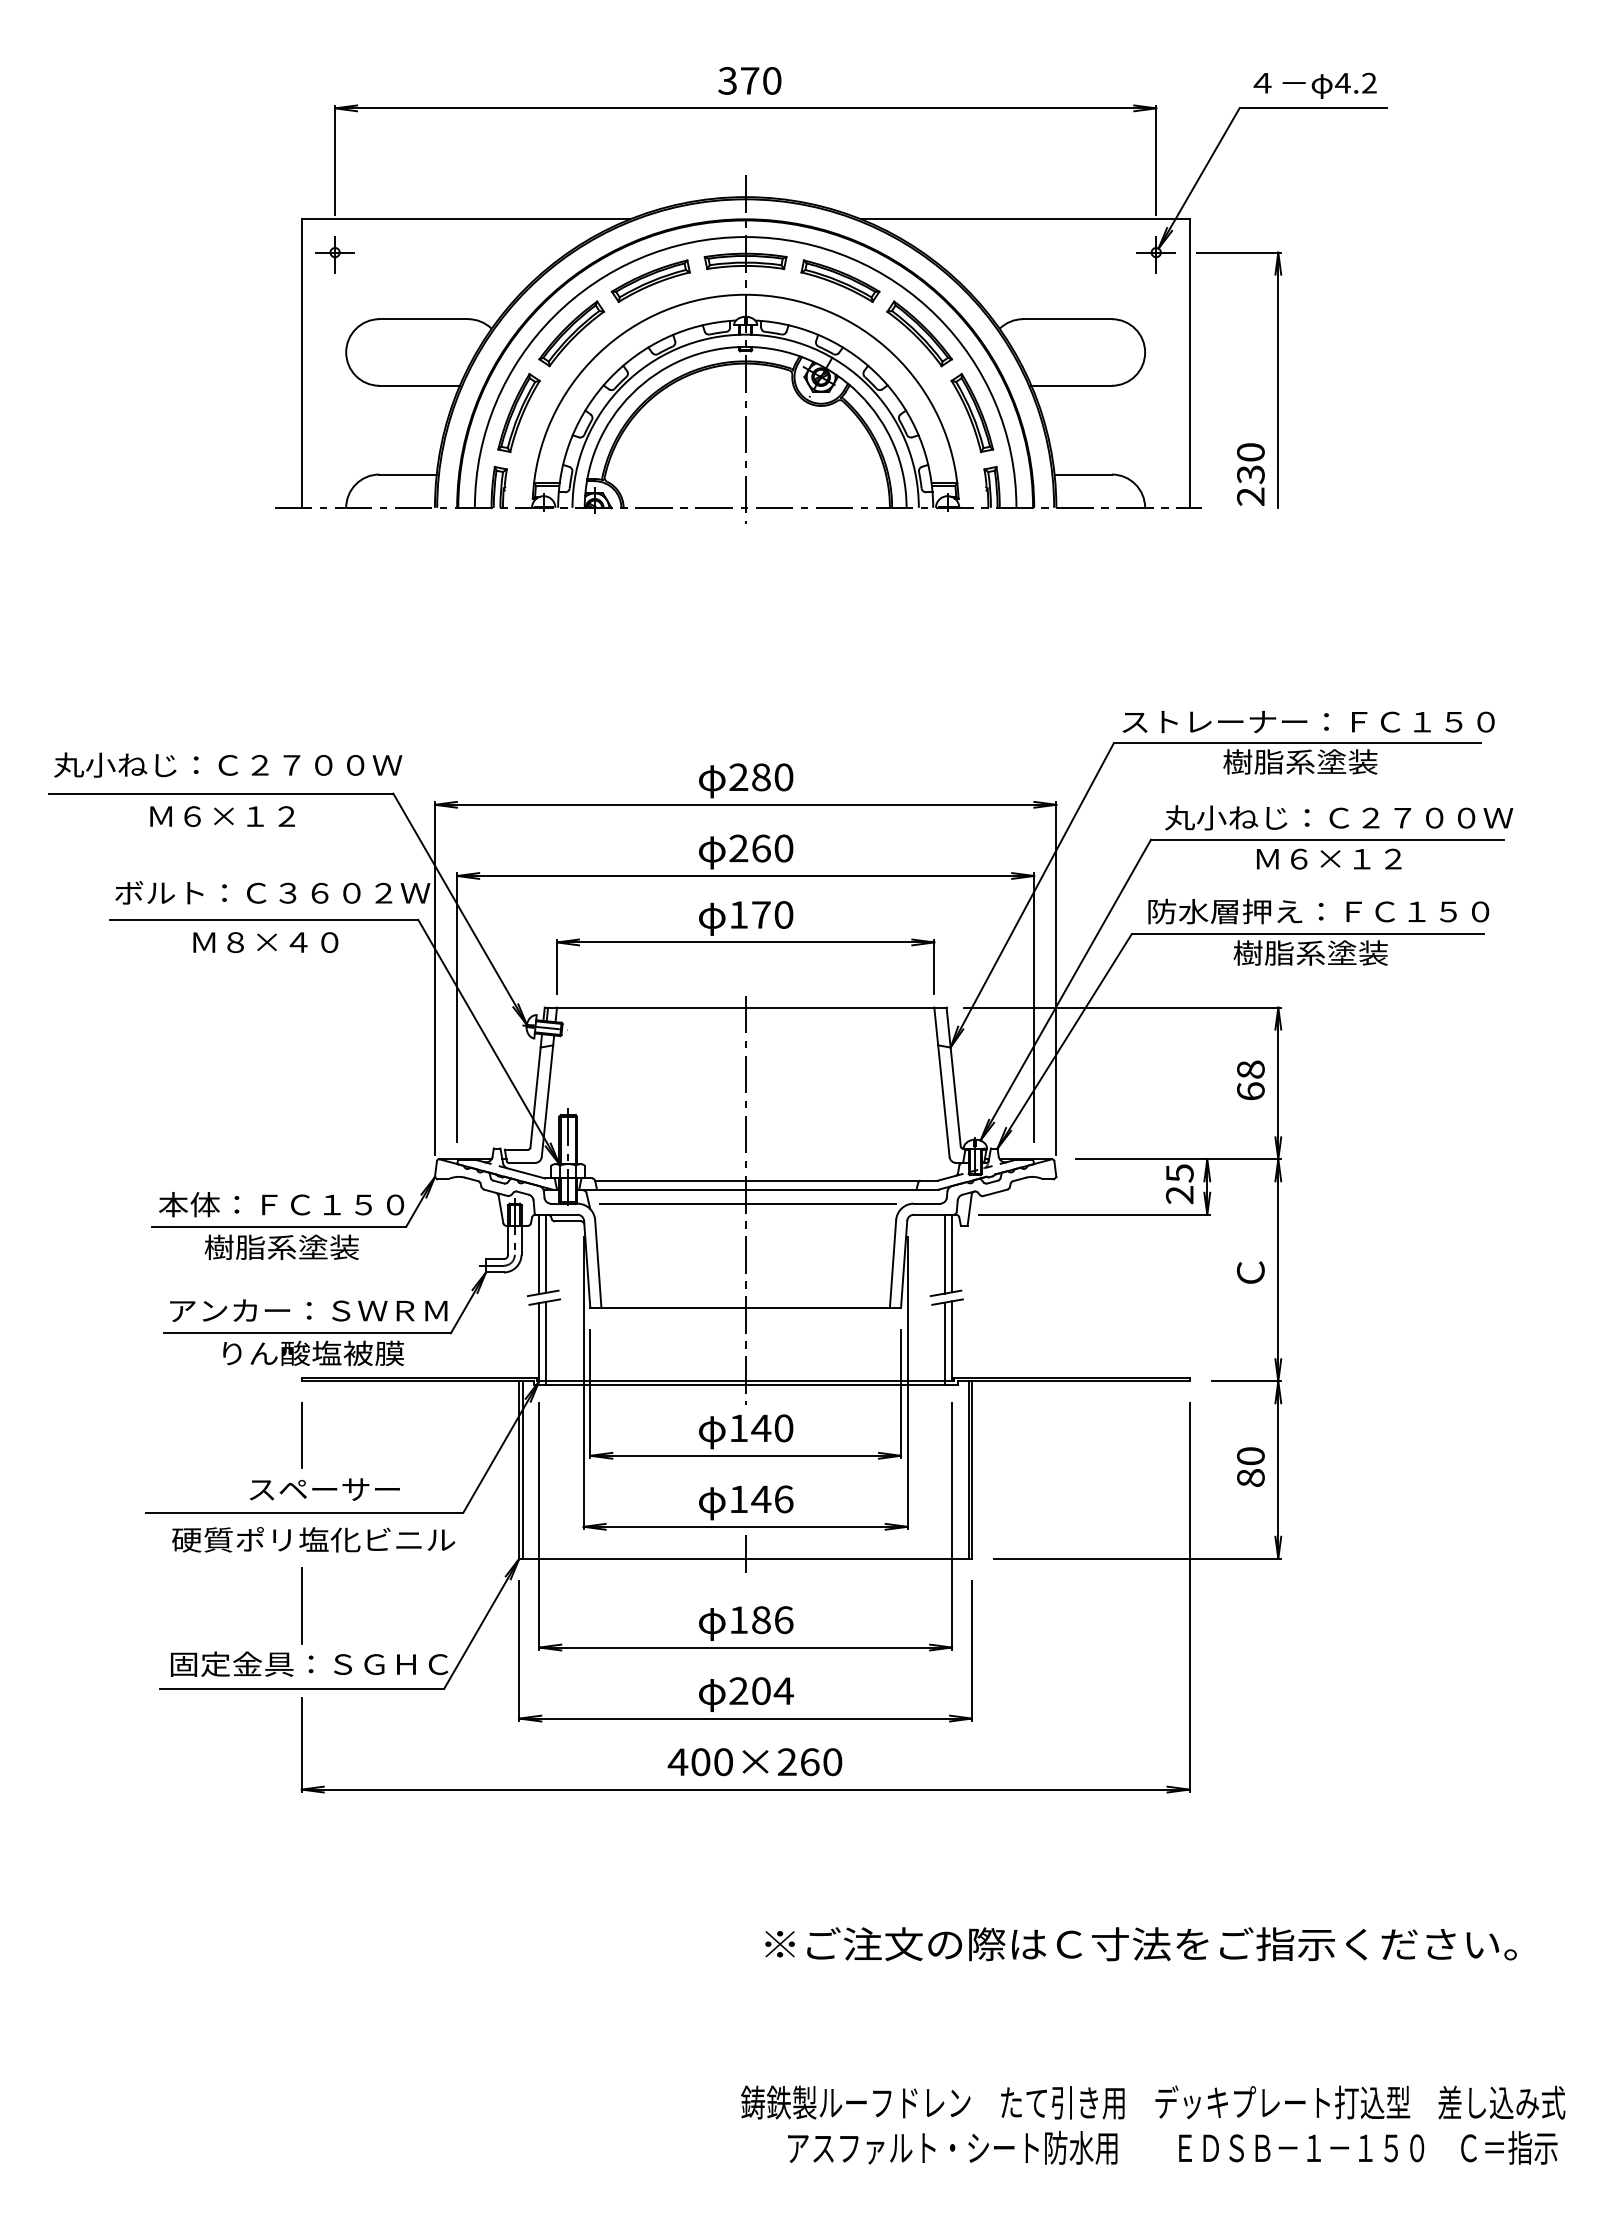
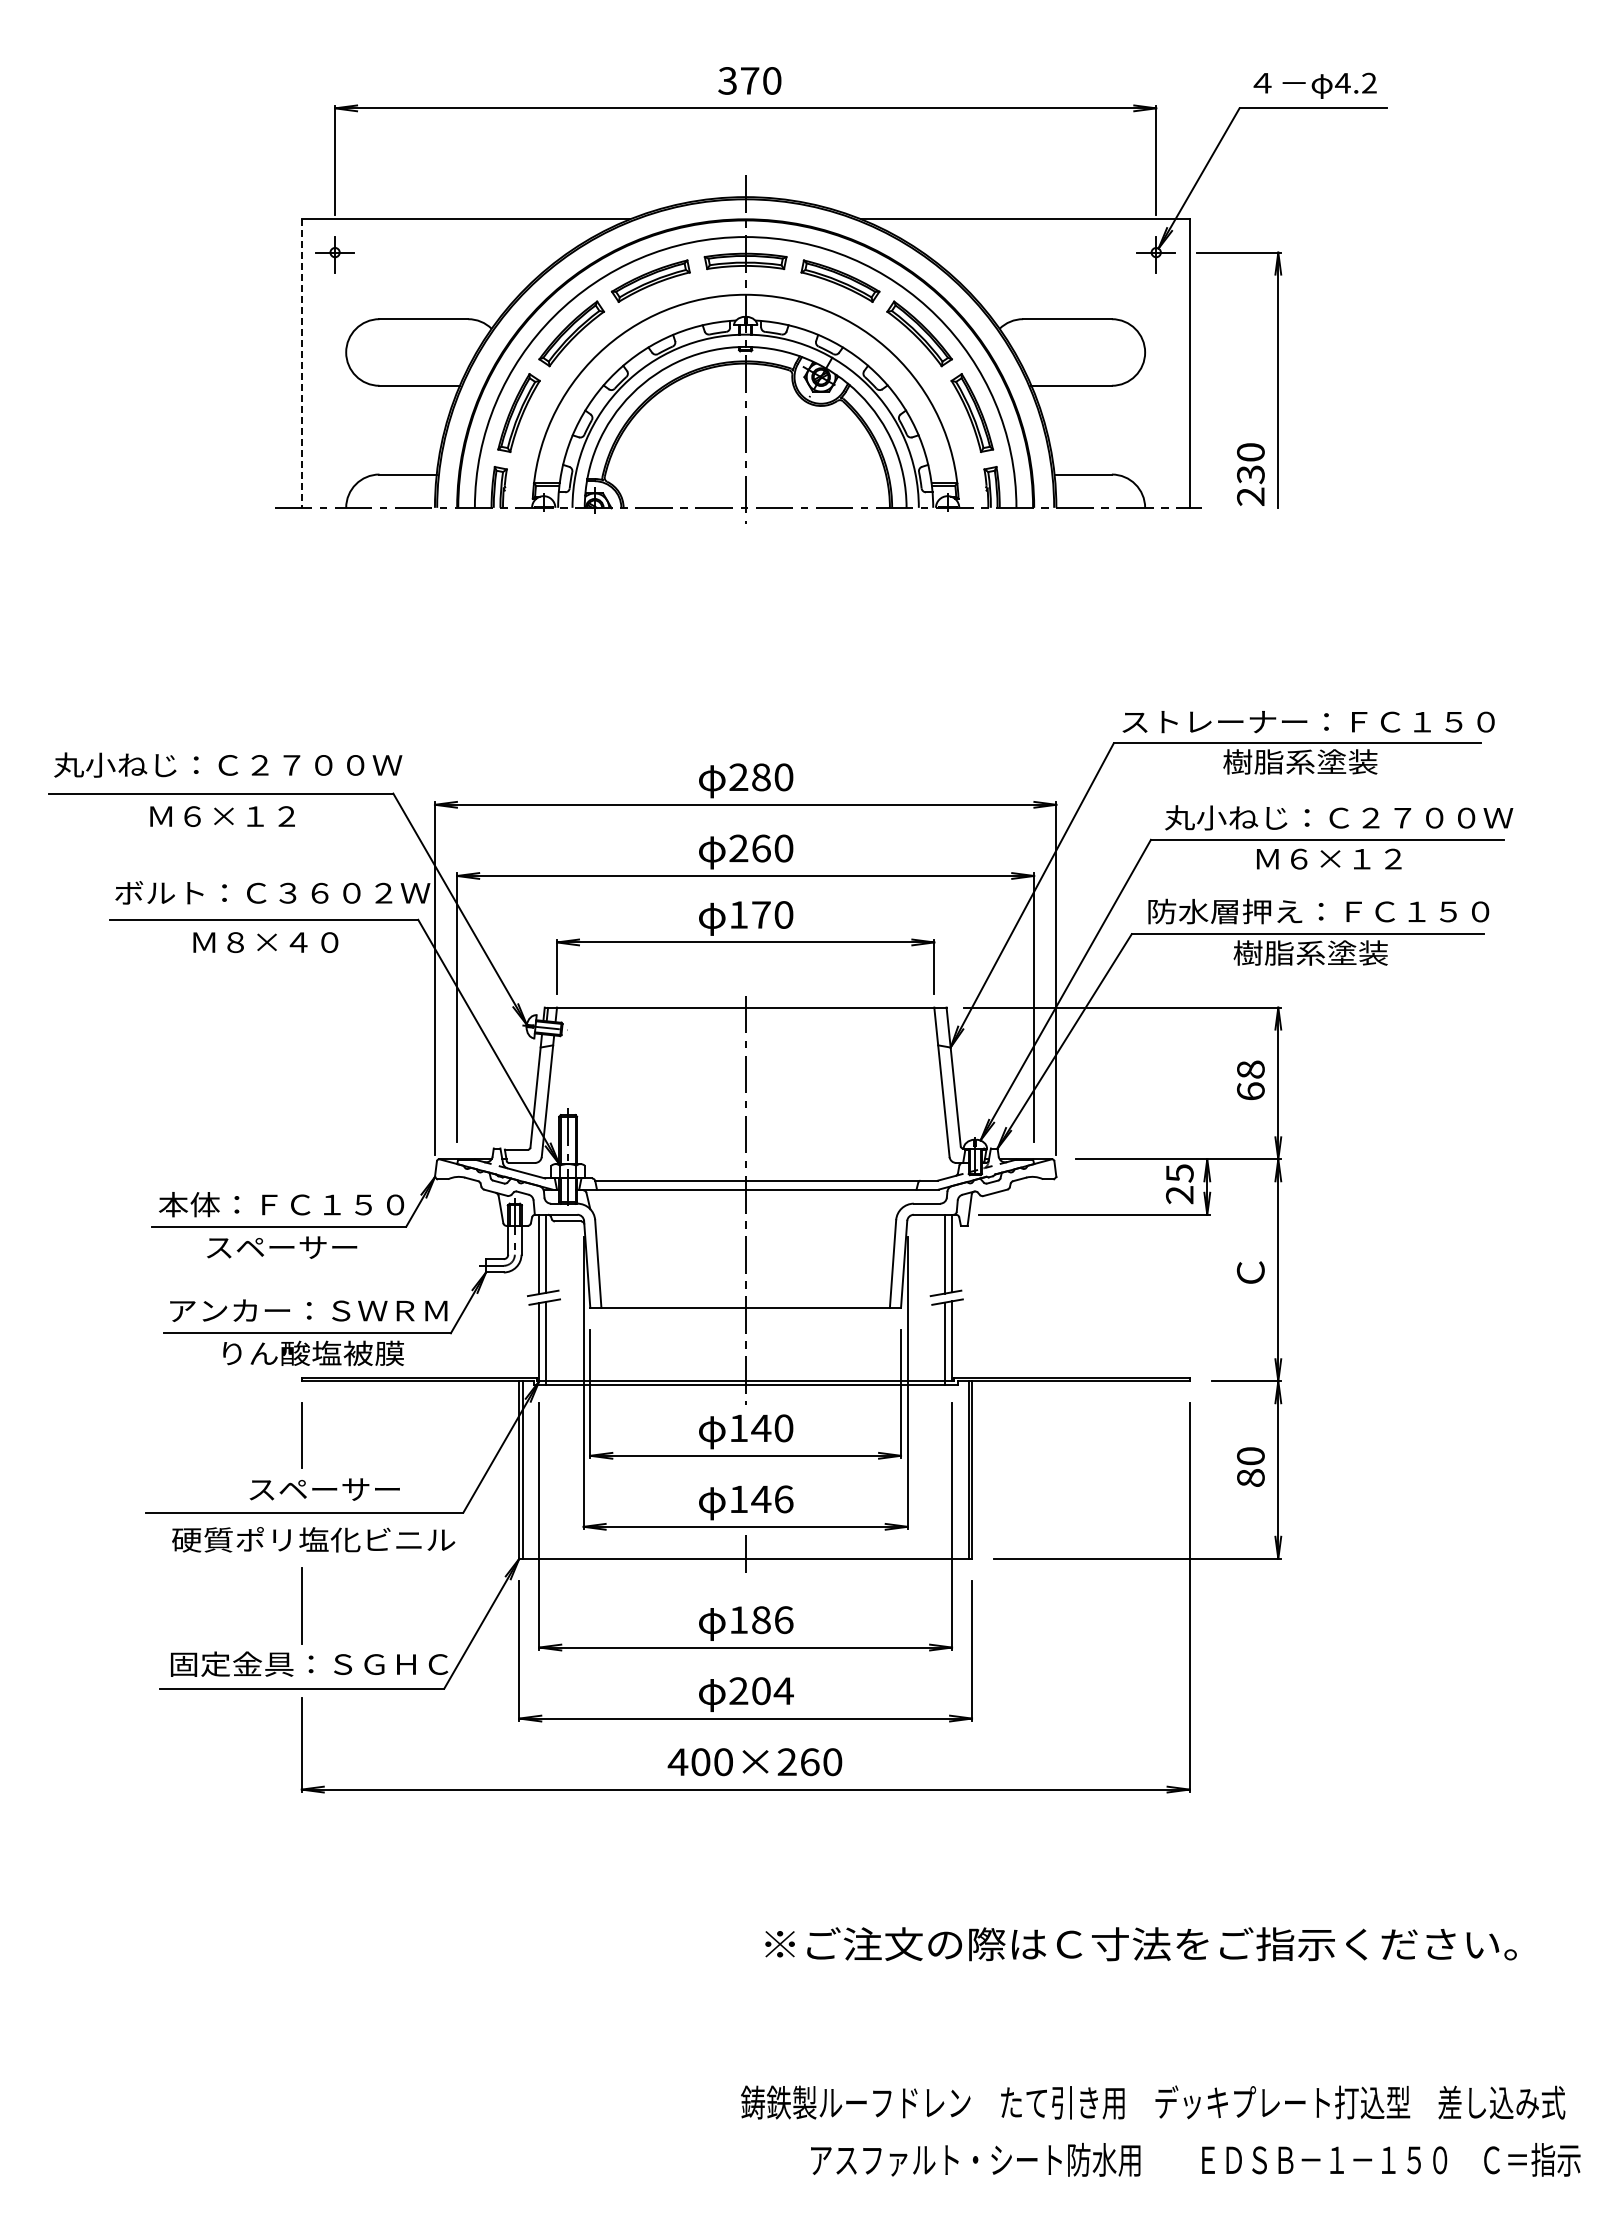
line: solid -> dashed (301, 364)
line: present -> none (747, 1203)
text: 樹脂系塗装 -> スペーサー (281, 1247)
text position: (1172, 2147) -> (1195, 2159) (1195, 2159)
